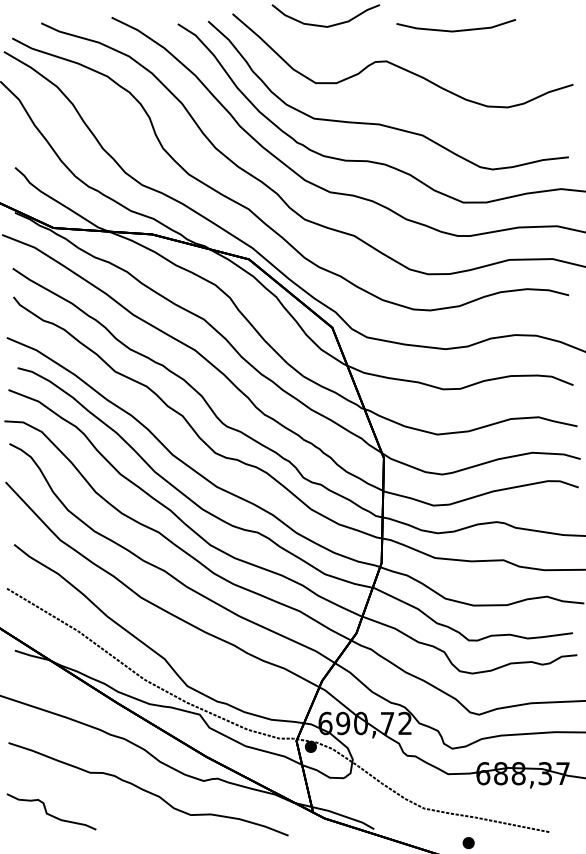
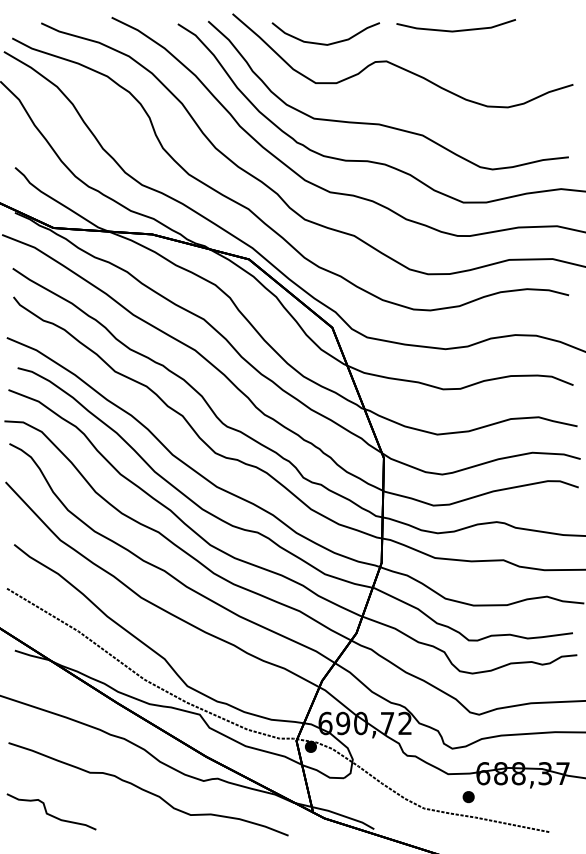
curve position: (325, 25) -> (325, 43) (325, 43)
part position: (468, 843) -> (468, 797) (468, 797)
